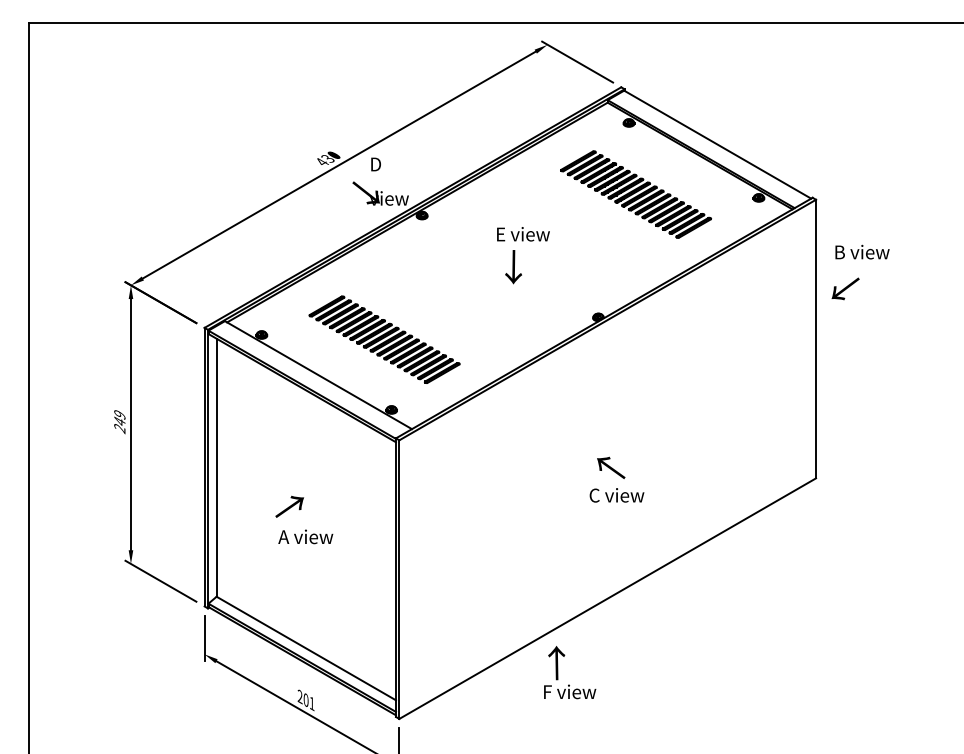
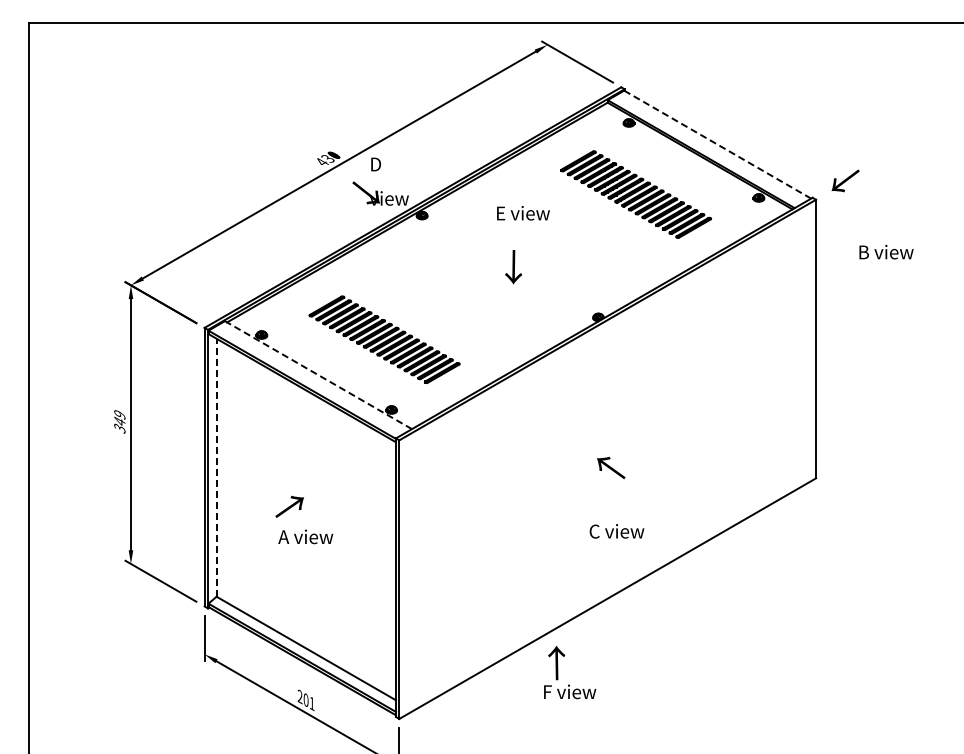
line: solid -> dashed (717, 144)
text position: (523, 234) -> (523, 213) (523, 213)
text position: (862, 251) -> (886, 251) (886, 251)
text position: (845, 288) -> (845, 180) (845, 180)
line: solid -> dashed (318, 375)
text: 249 -> 349 (120, 428)
line: solid -> dashed (216, 467)
text position: (616, 495) -> (616, 531) (616, 531)
